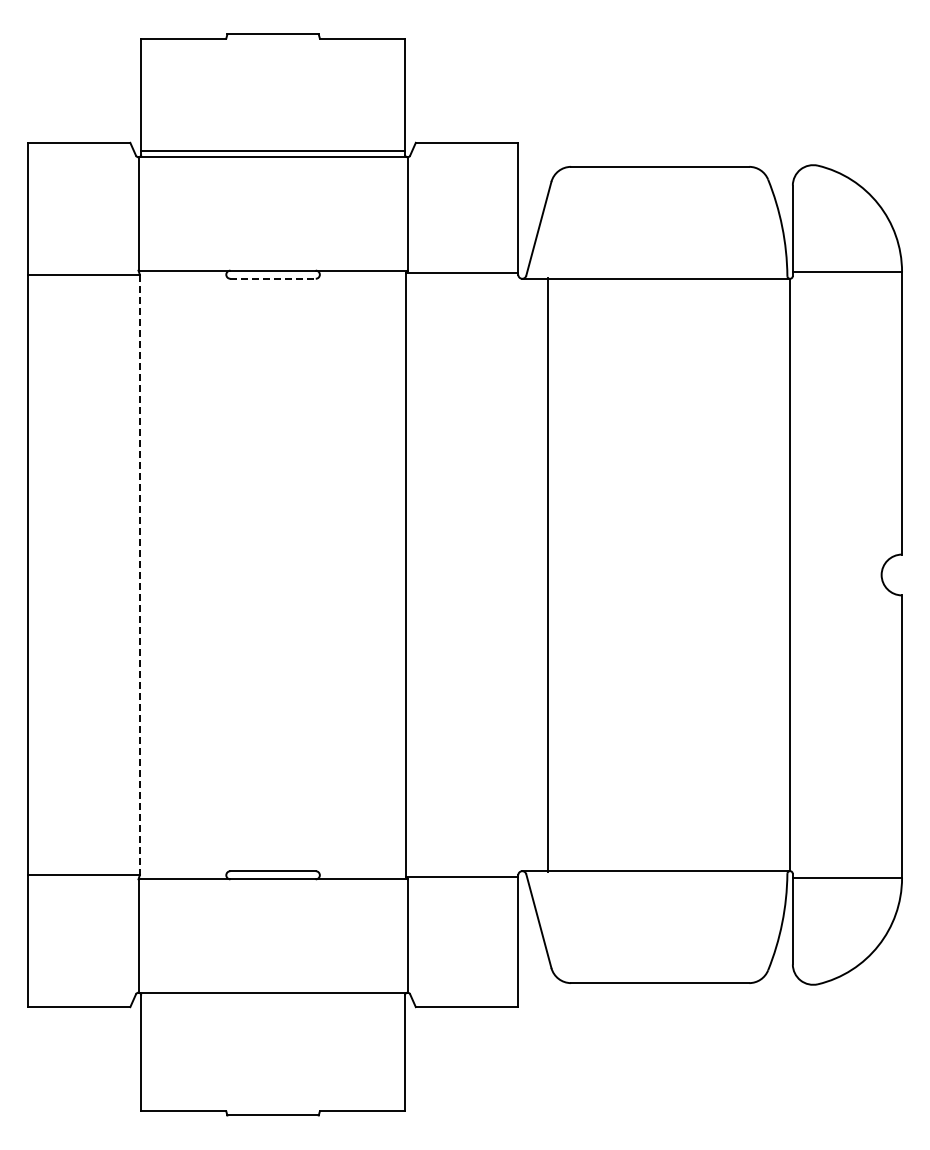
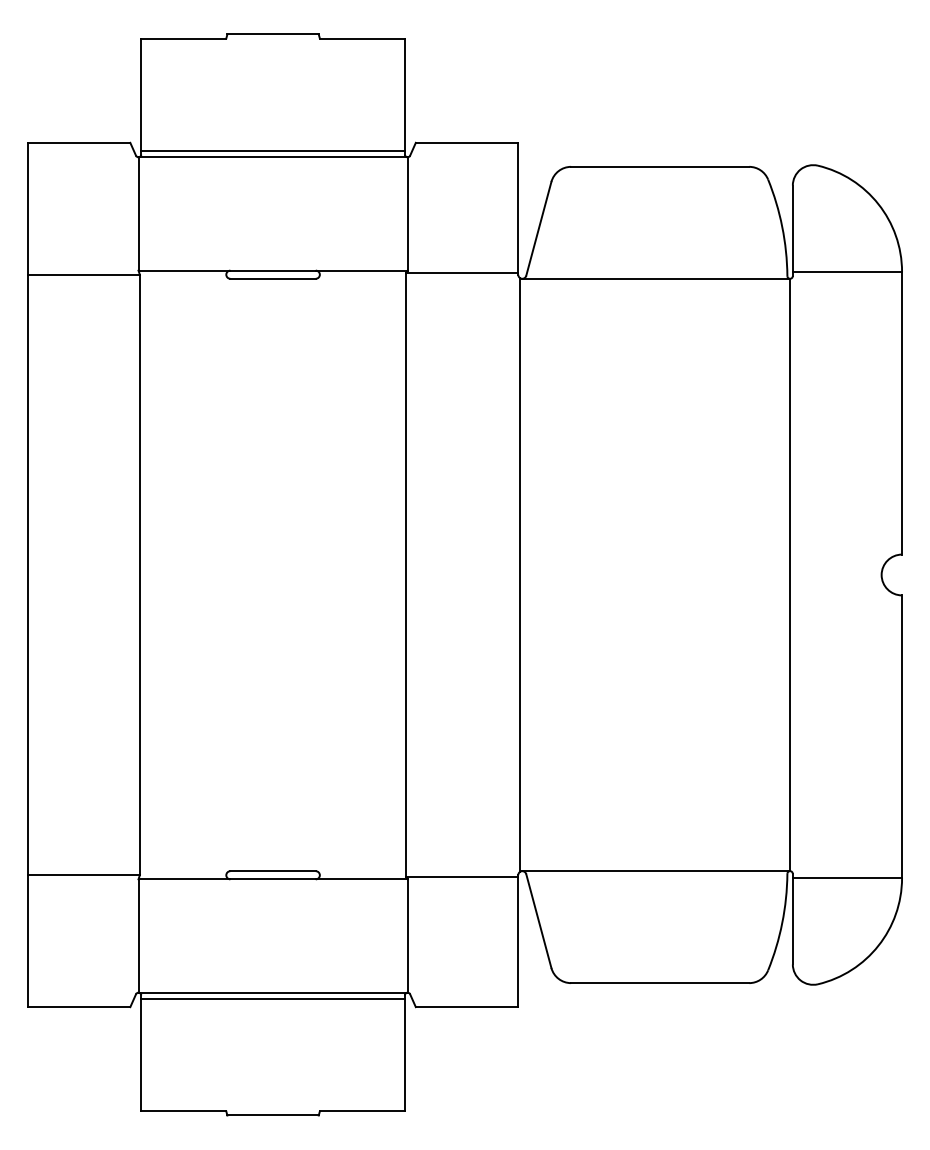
line: dashed -> solid (273, 278)
line position: (547, 574) -> (519, 574) (519, 574)
line: dashed -> solid (139, 575)
line: none -> present (272, 999)
